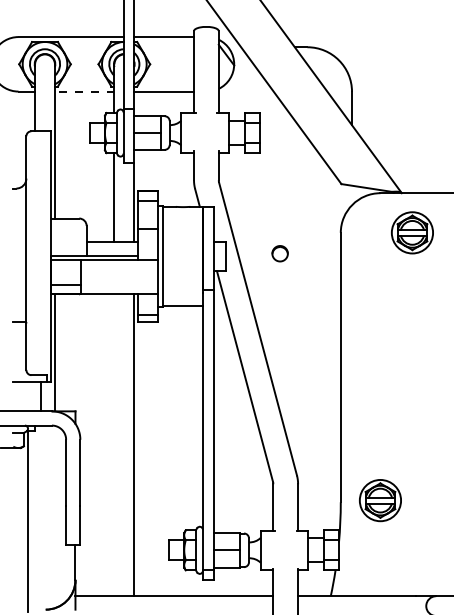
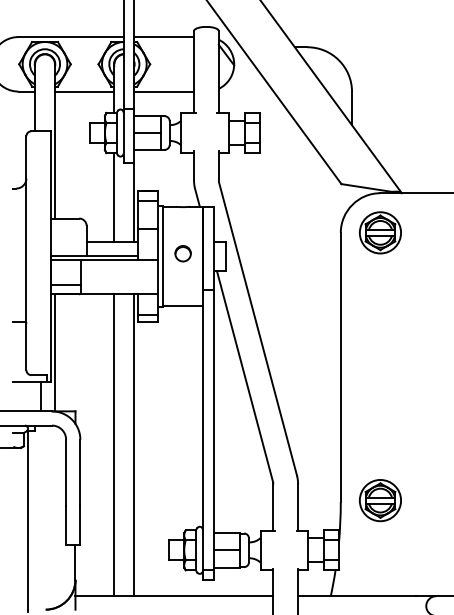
line: dashed -> solid (84, 91)
part position: (412, 232) -> (380, 232) (380, 232)
part position: (279, 253) -> (182, 253) (182, 253)
line: none -> present (114, 445)
